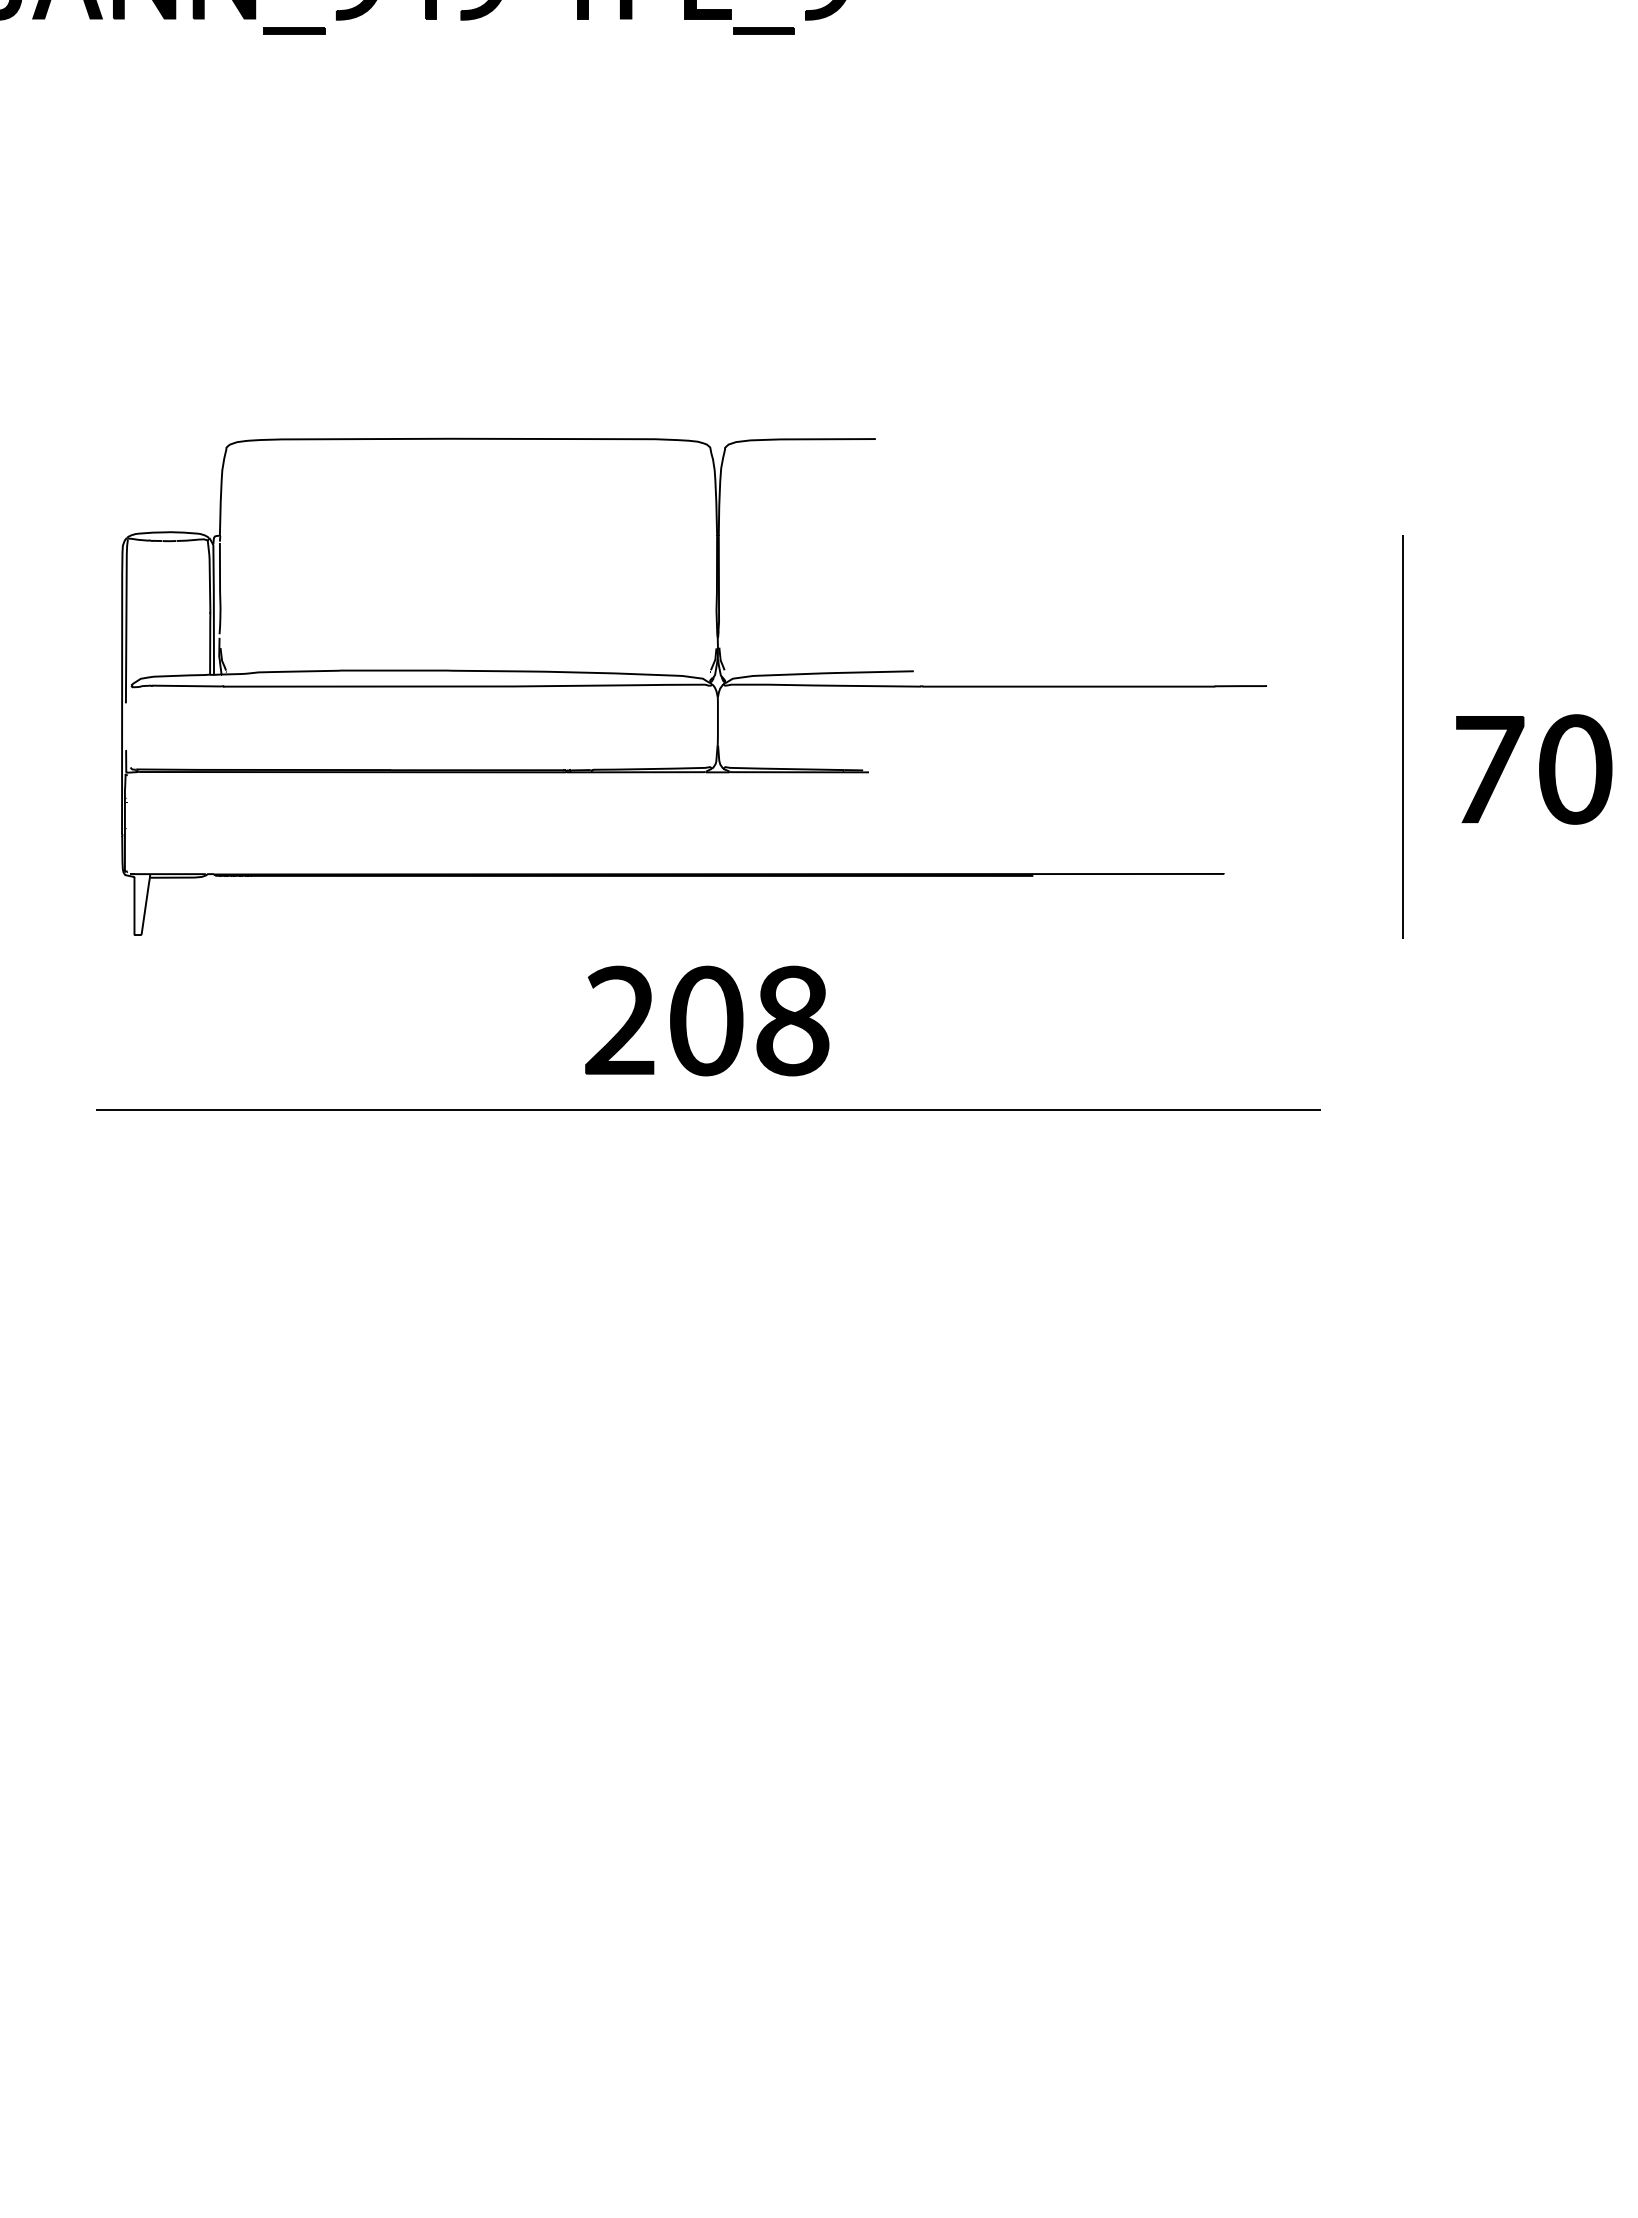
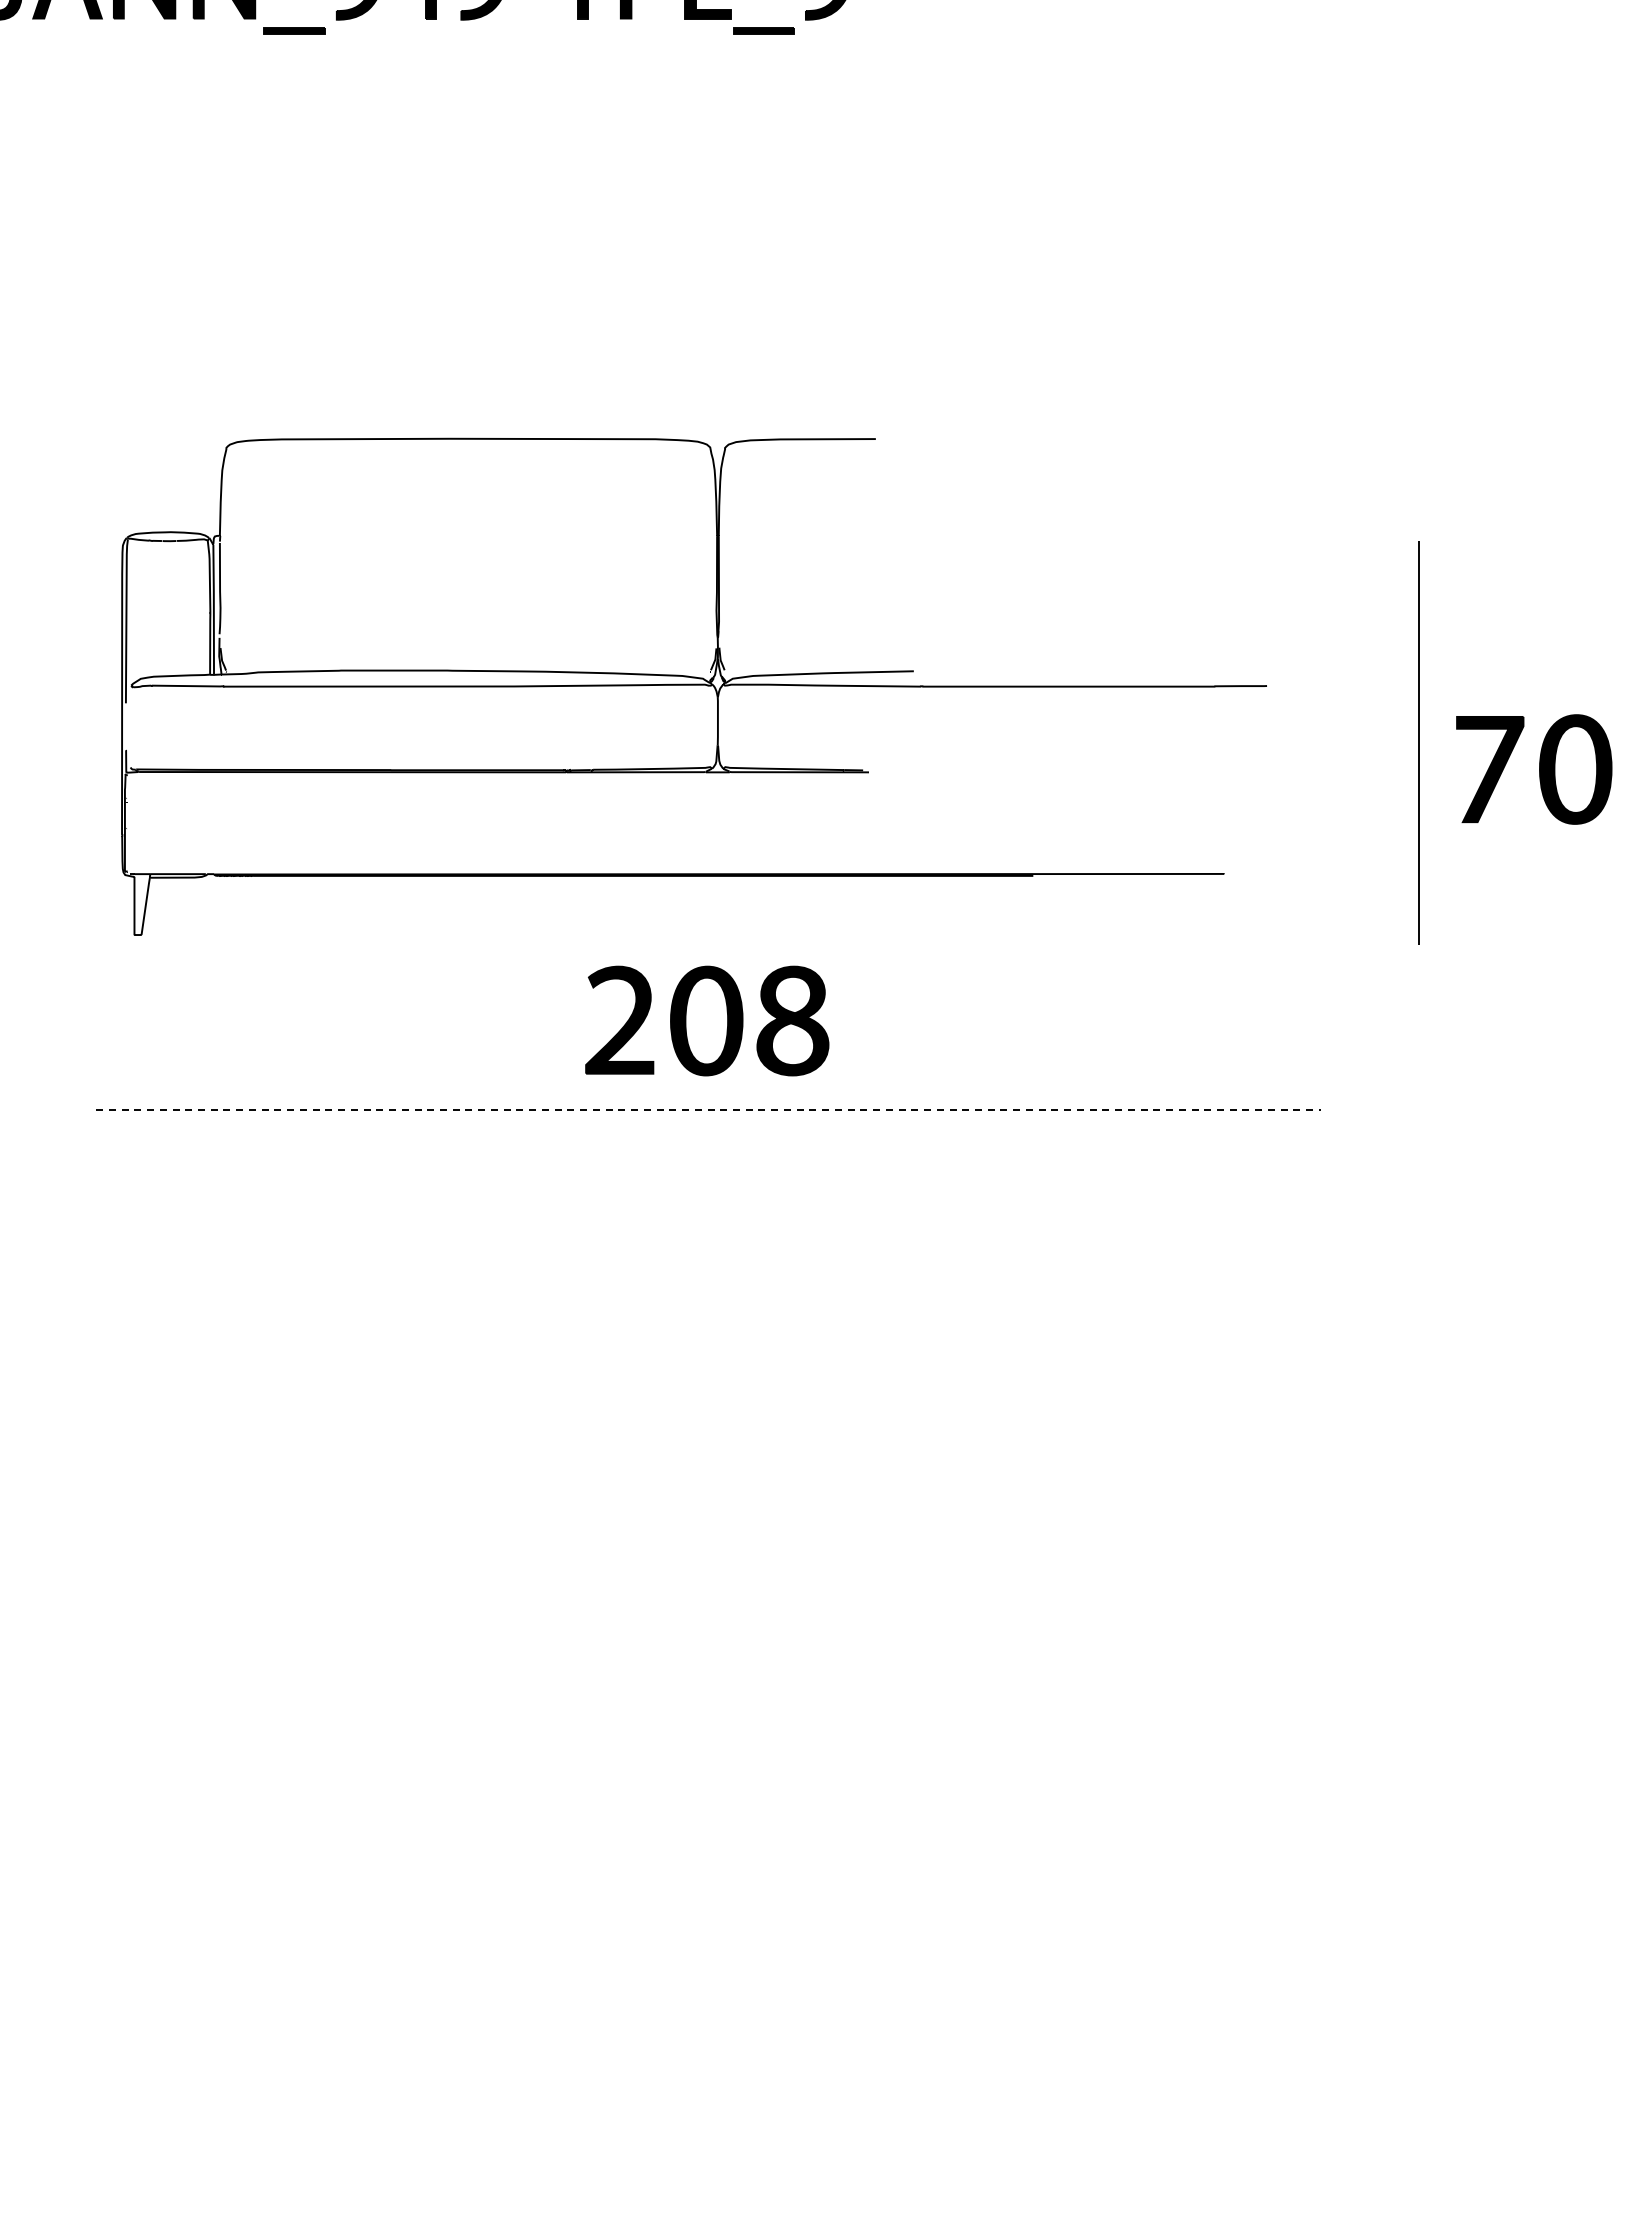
line position: (1402, 736) -> (1418, 742) (1418, 742)
line: solid -> dashed (708, 1109)
